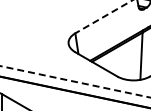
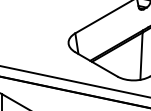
line: dashed -> solid (103, 17)
line: dashed -> solid (75, 81)
